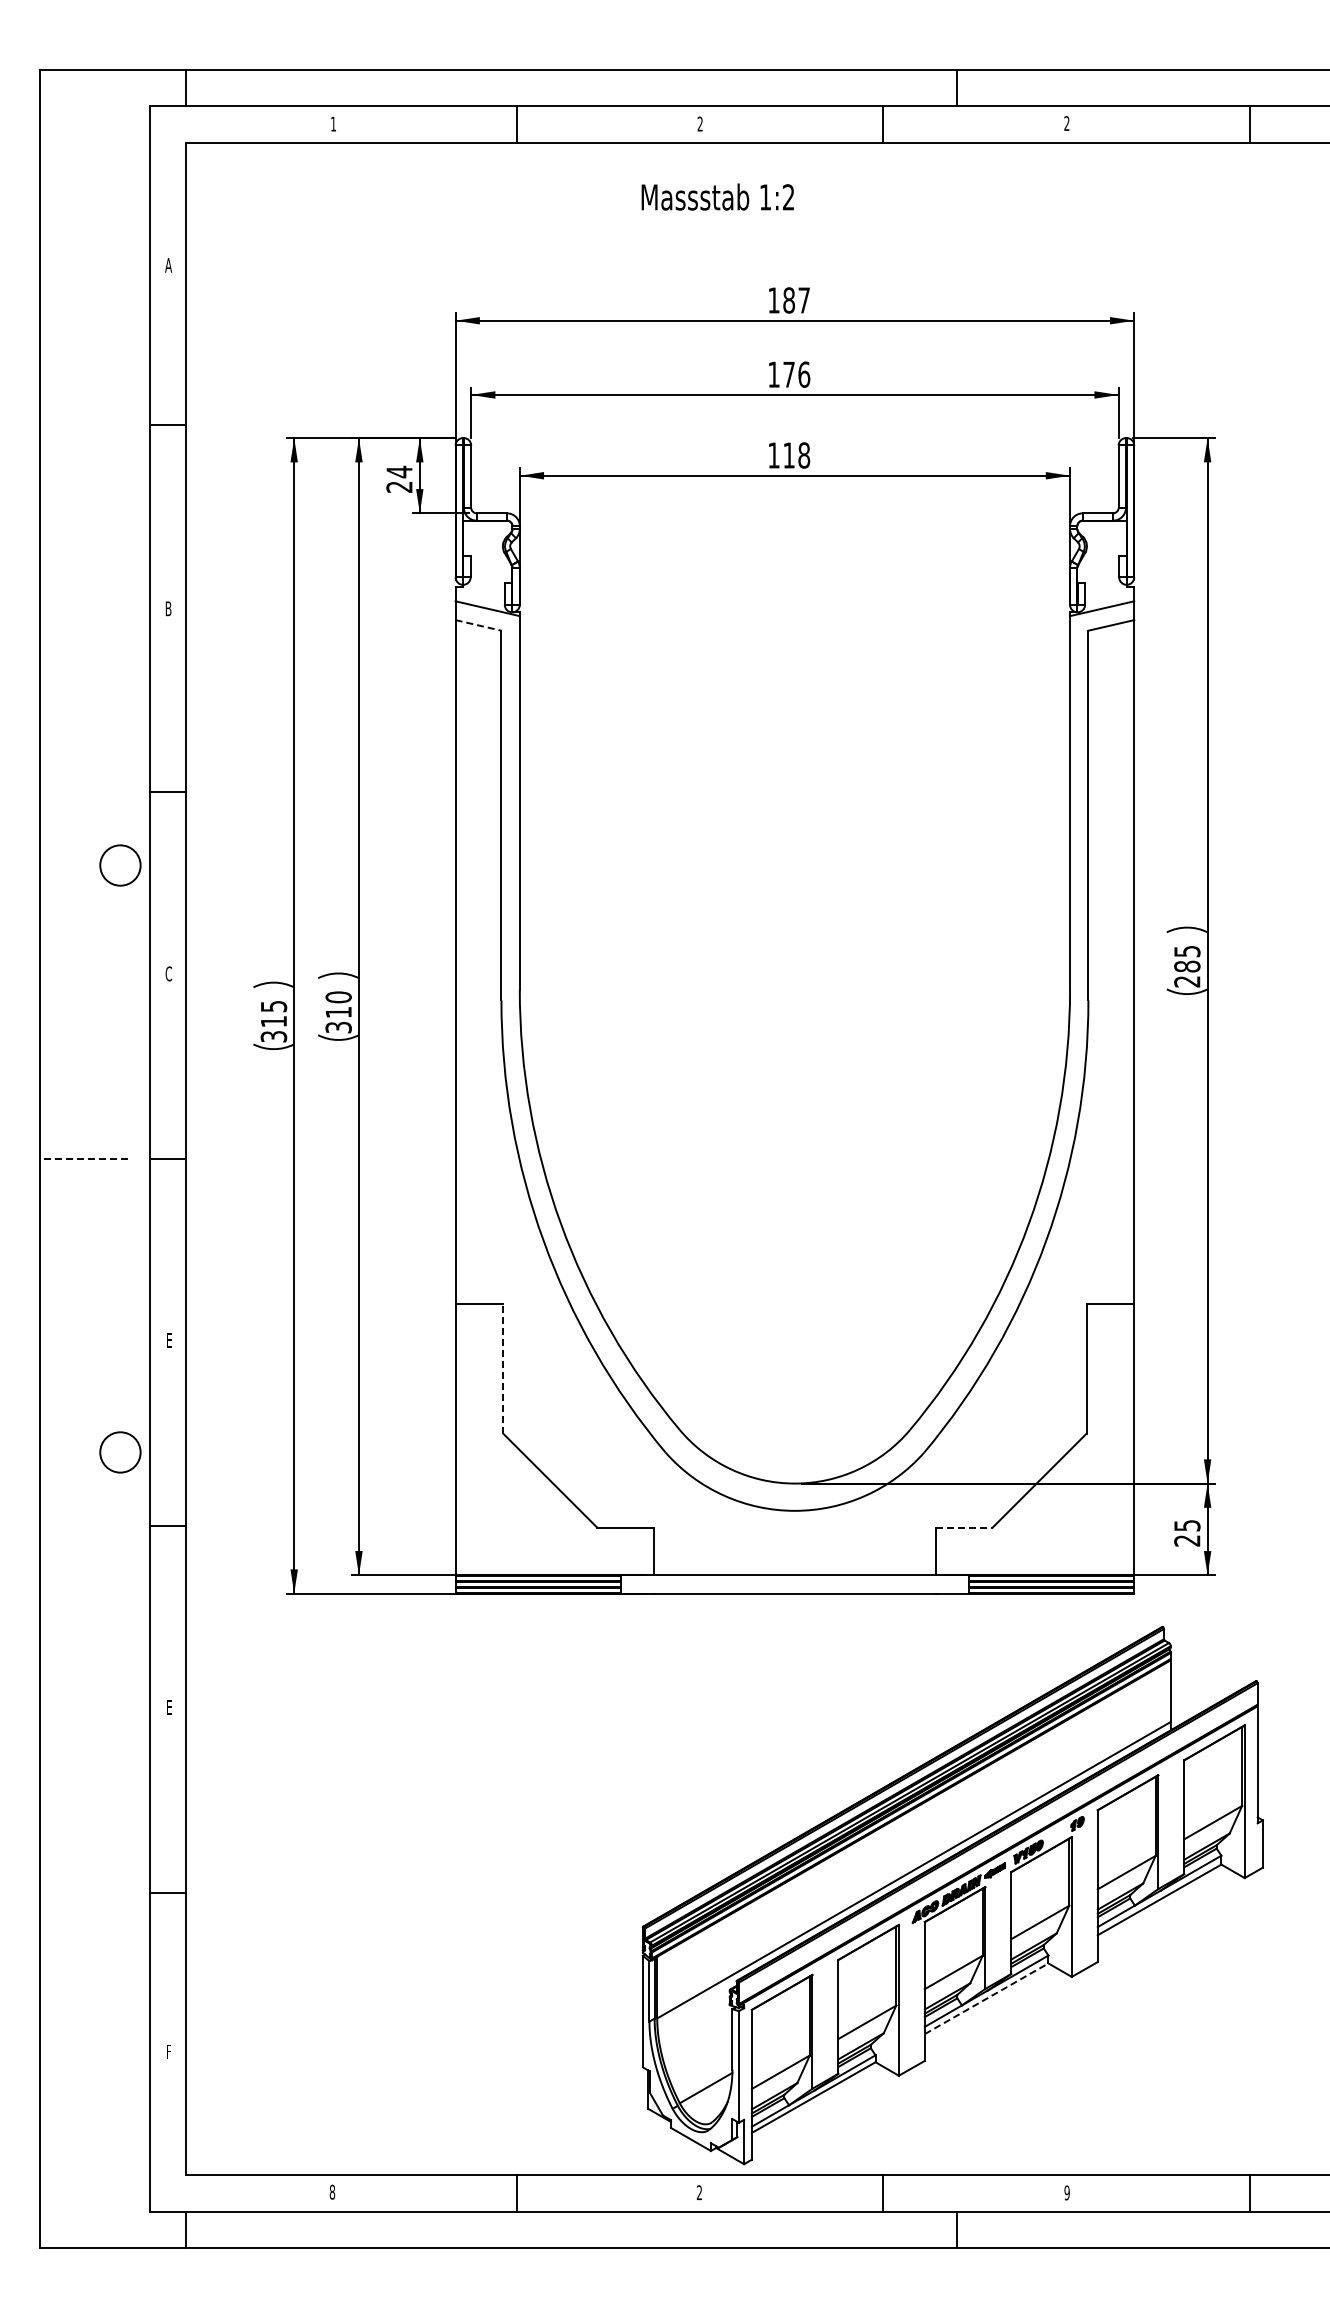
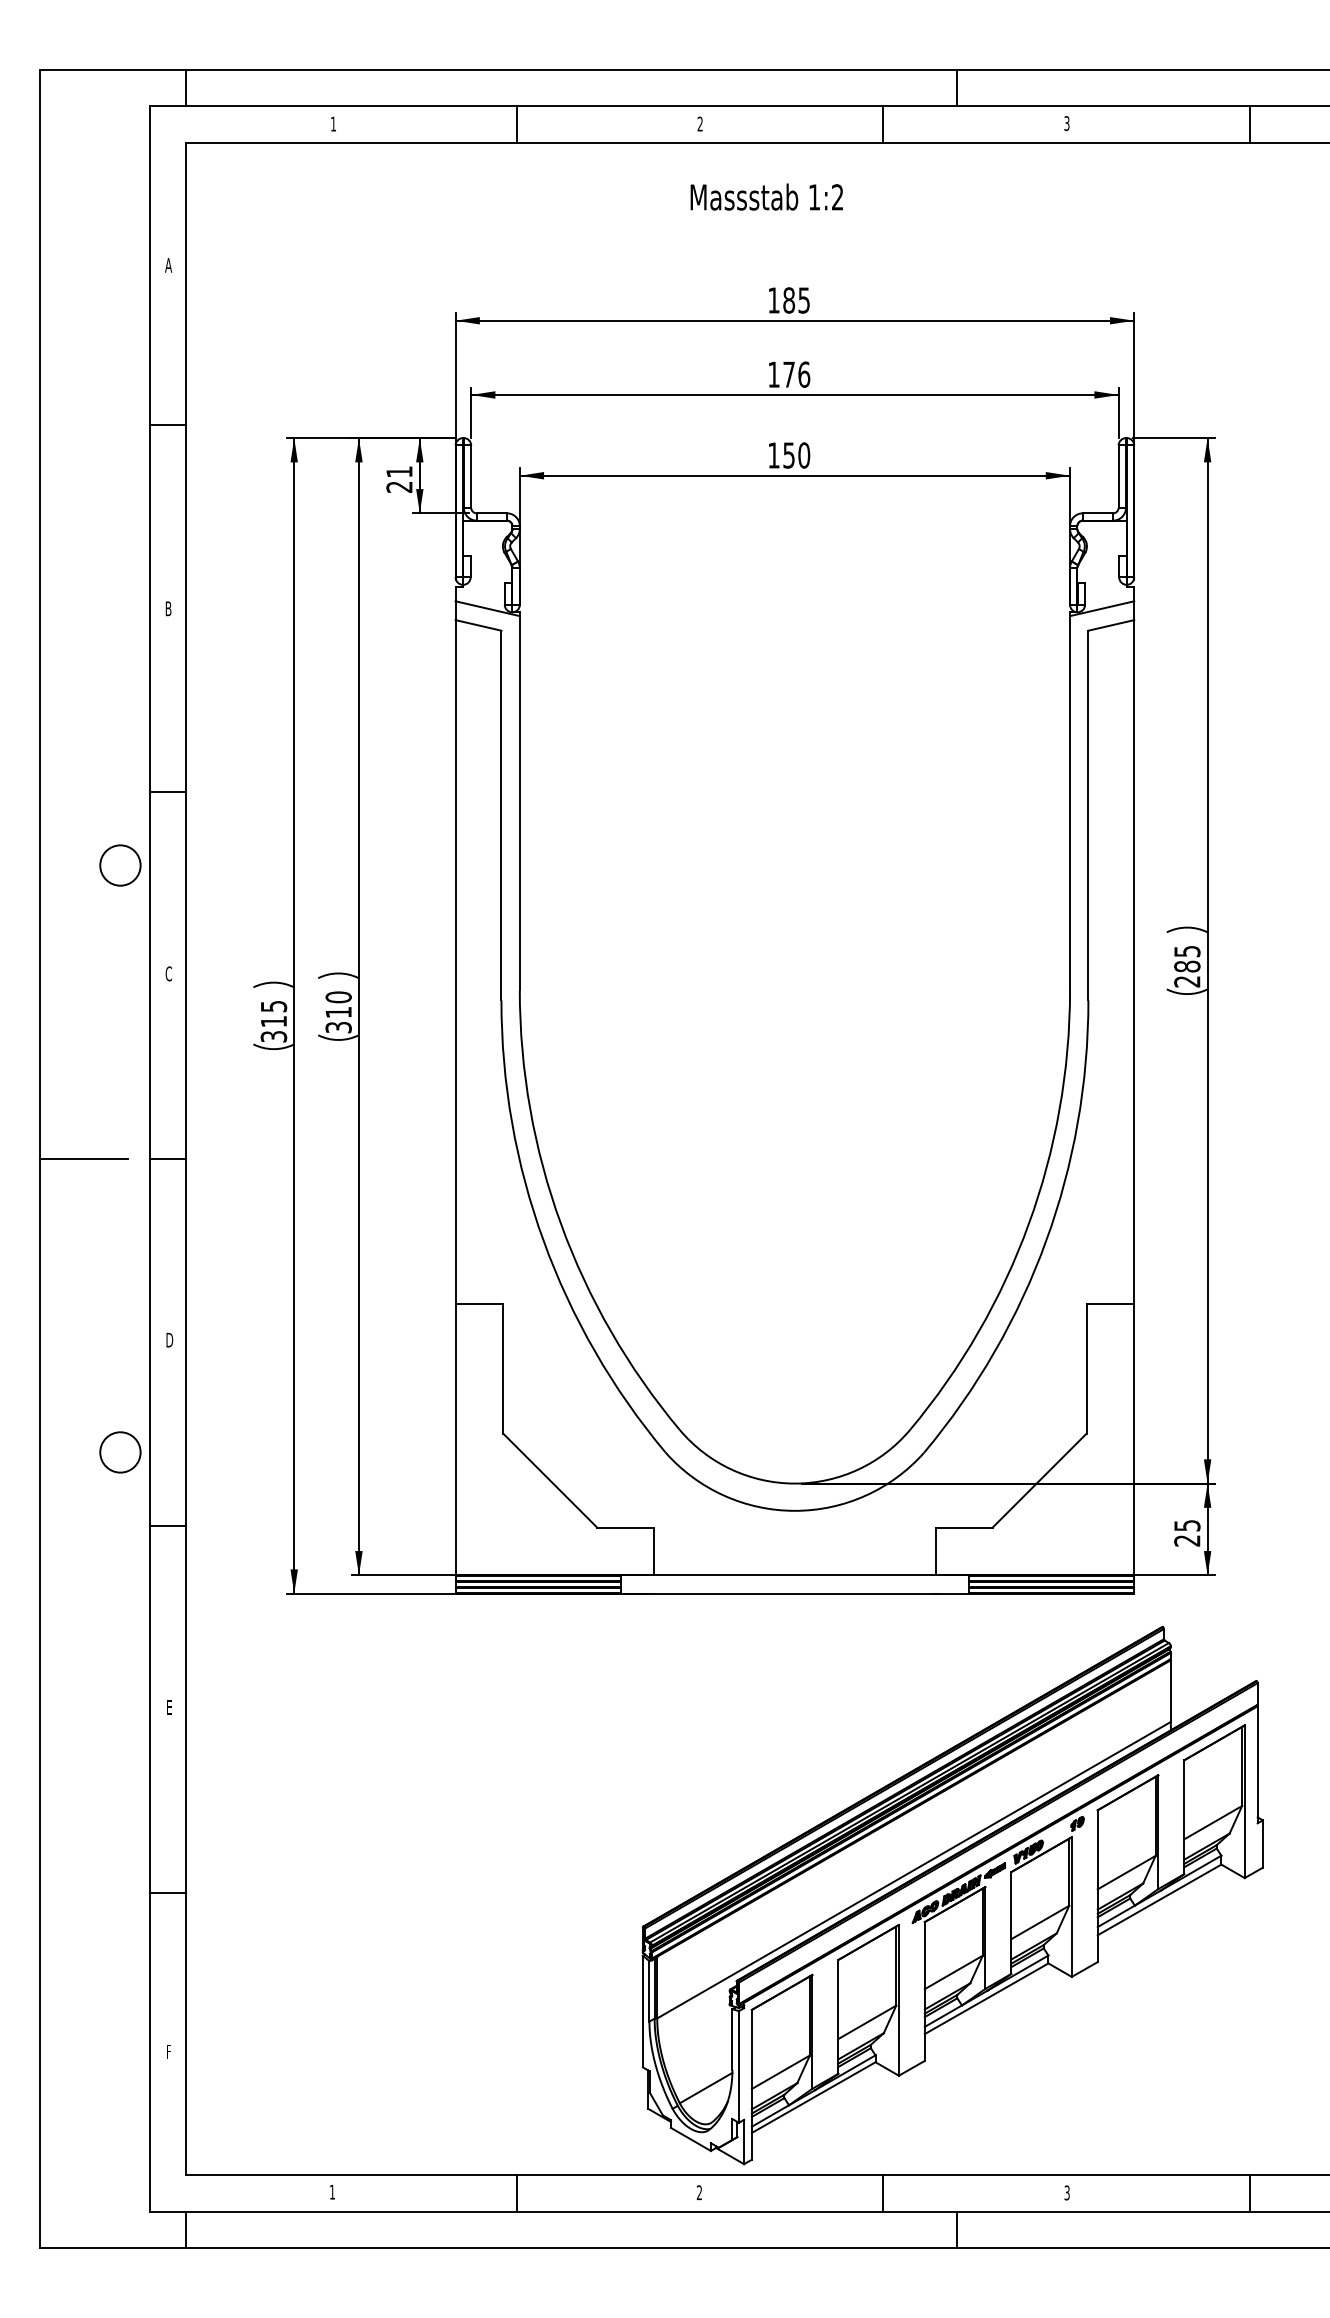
text: 2 -> 3 (1066, 123)
text position: (717, 196) -> (766, 196) (766, 196)
text: 187 -> 185 (803, 300)
text: 118 -> 150 (796, 455)
text: 24 -> 21 (399, 471)
line: dashed -> solid (478, 625)
line: dashed -> solid (83, 1159)
text: E -> D (169, 1339)
line: dashed -> solid (503, 1368)
line: dashed -> solid (964, 1527)
line: dashed -> solid (987, 1998)
text: 8 -> 1 (332, 2191)
text: 9 -> 3 (1066, 2192)
